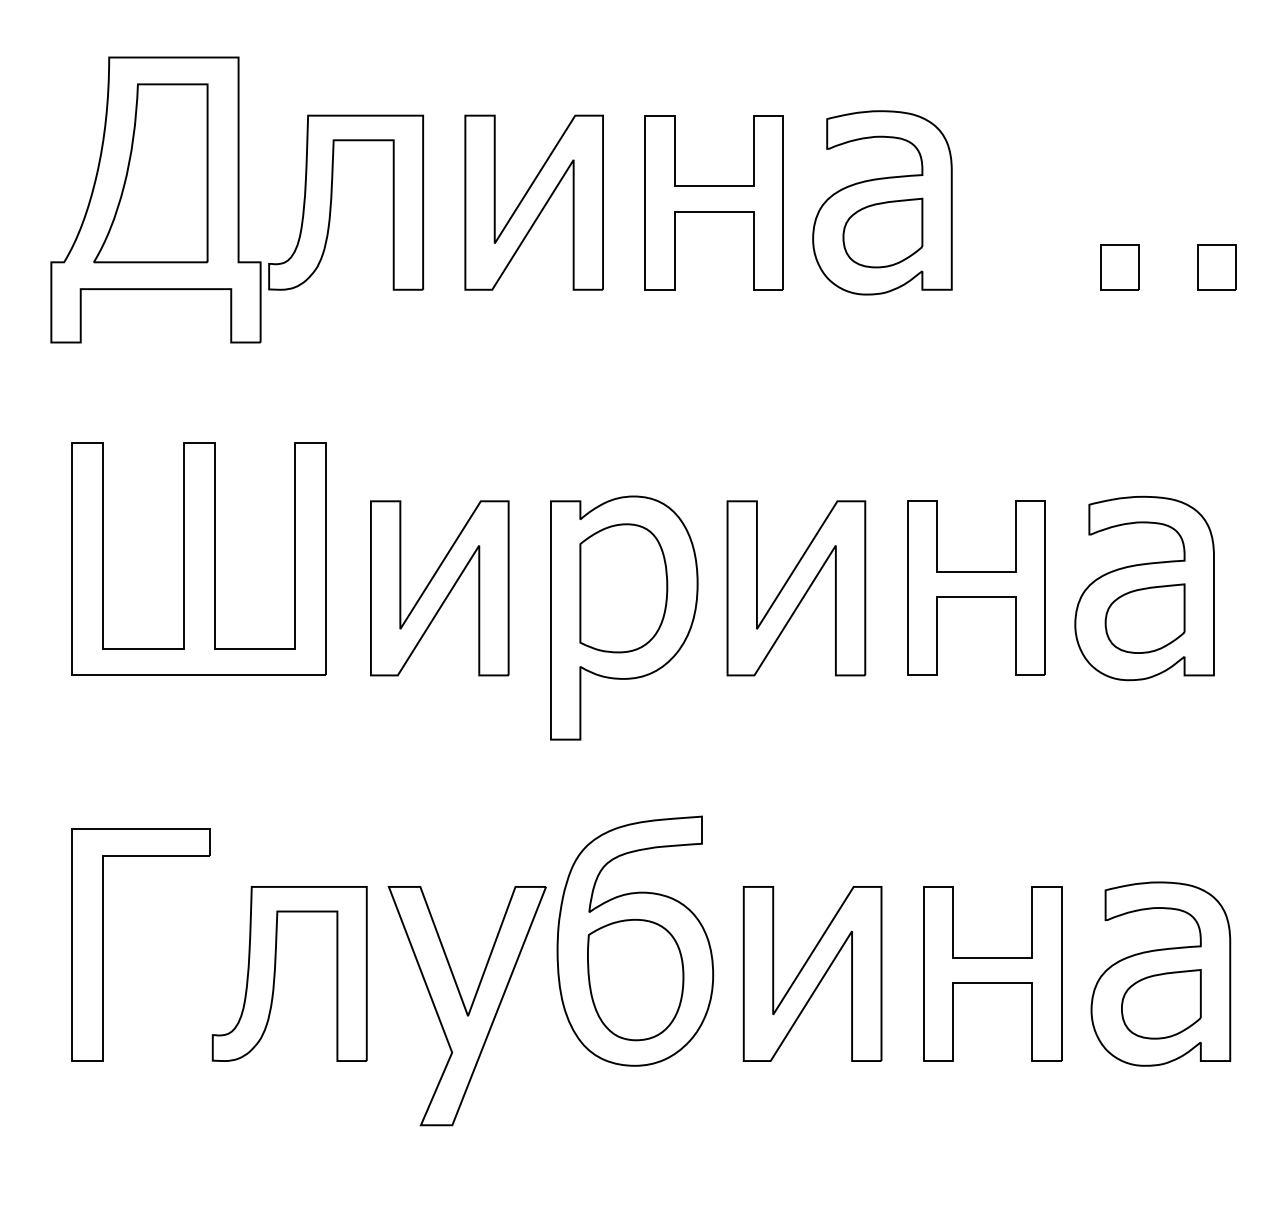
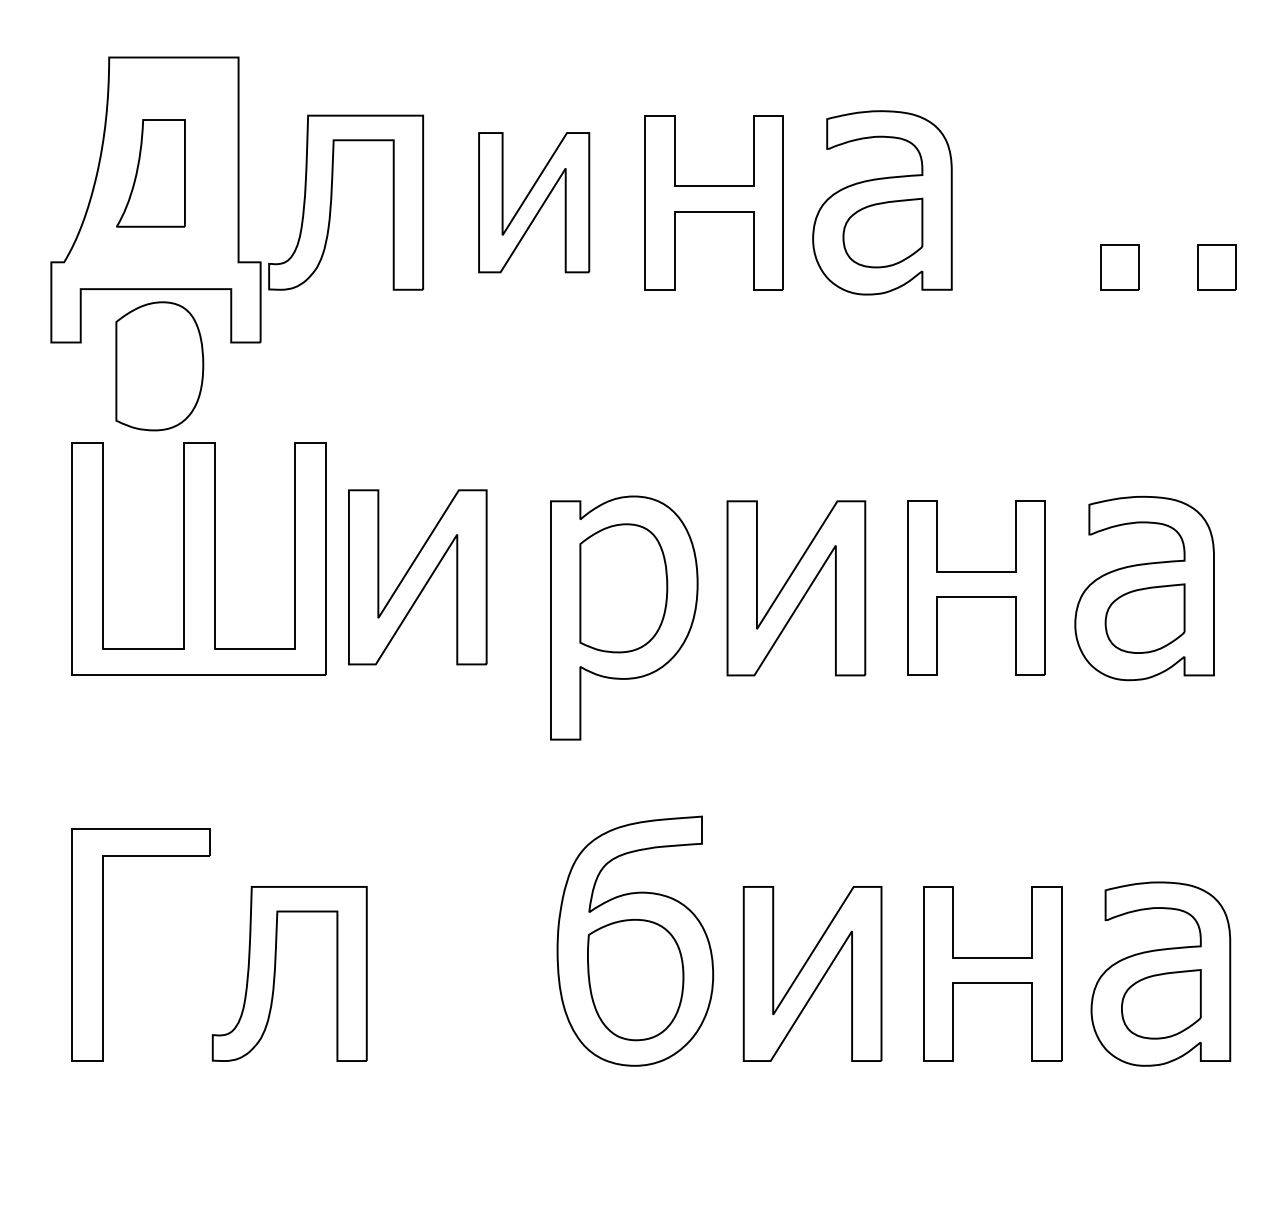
part size: 116x181 px -> 70x109 px (150, 173)
part size: 140x177 px -> 113x142 px (534, 202)
part: none -> present (159, 366)
part position: (439, 588) -> (417, 577) (417, 577)
part: present -> none (466, 1006)
